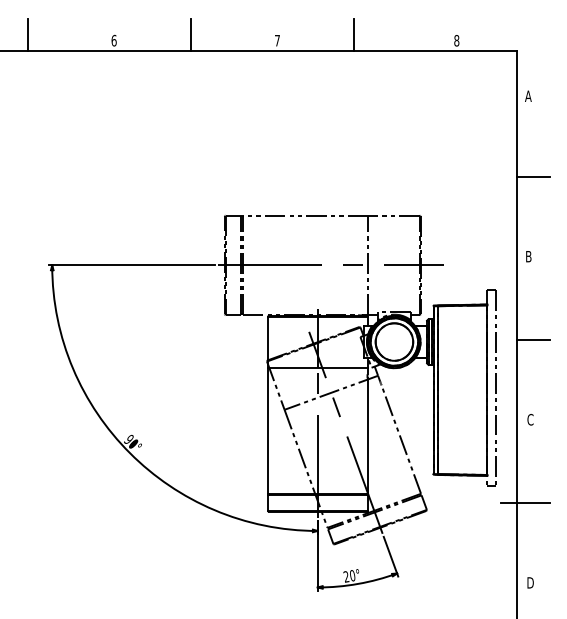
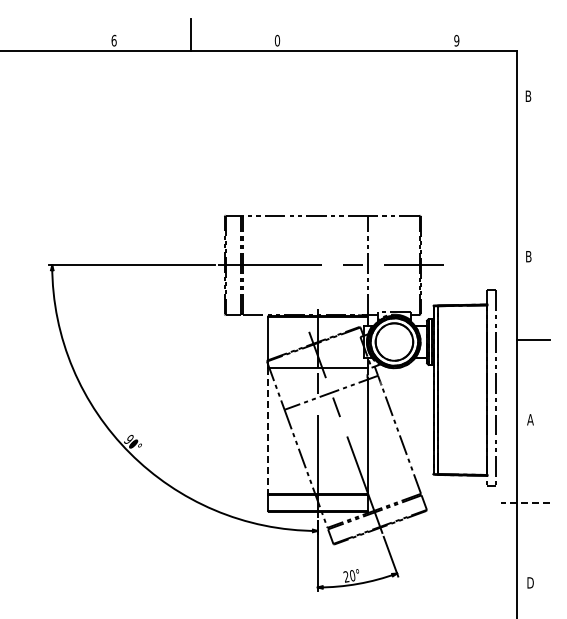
line: present -> none (28, 34)
line: present -> none (354, 34)
text: 7 -> 0 (277, 40)
text: 8 -> 9 (456, 40)
text: A -> B (528, 95)
line: present -> none (533, 176)
text: C -> A (530, 419)
line: solid -> dashed (268, 430)
line: solid -> dashed (525, 503)
